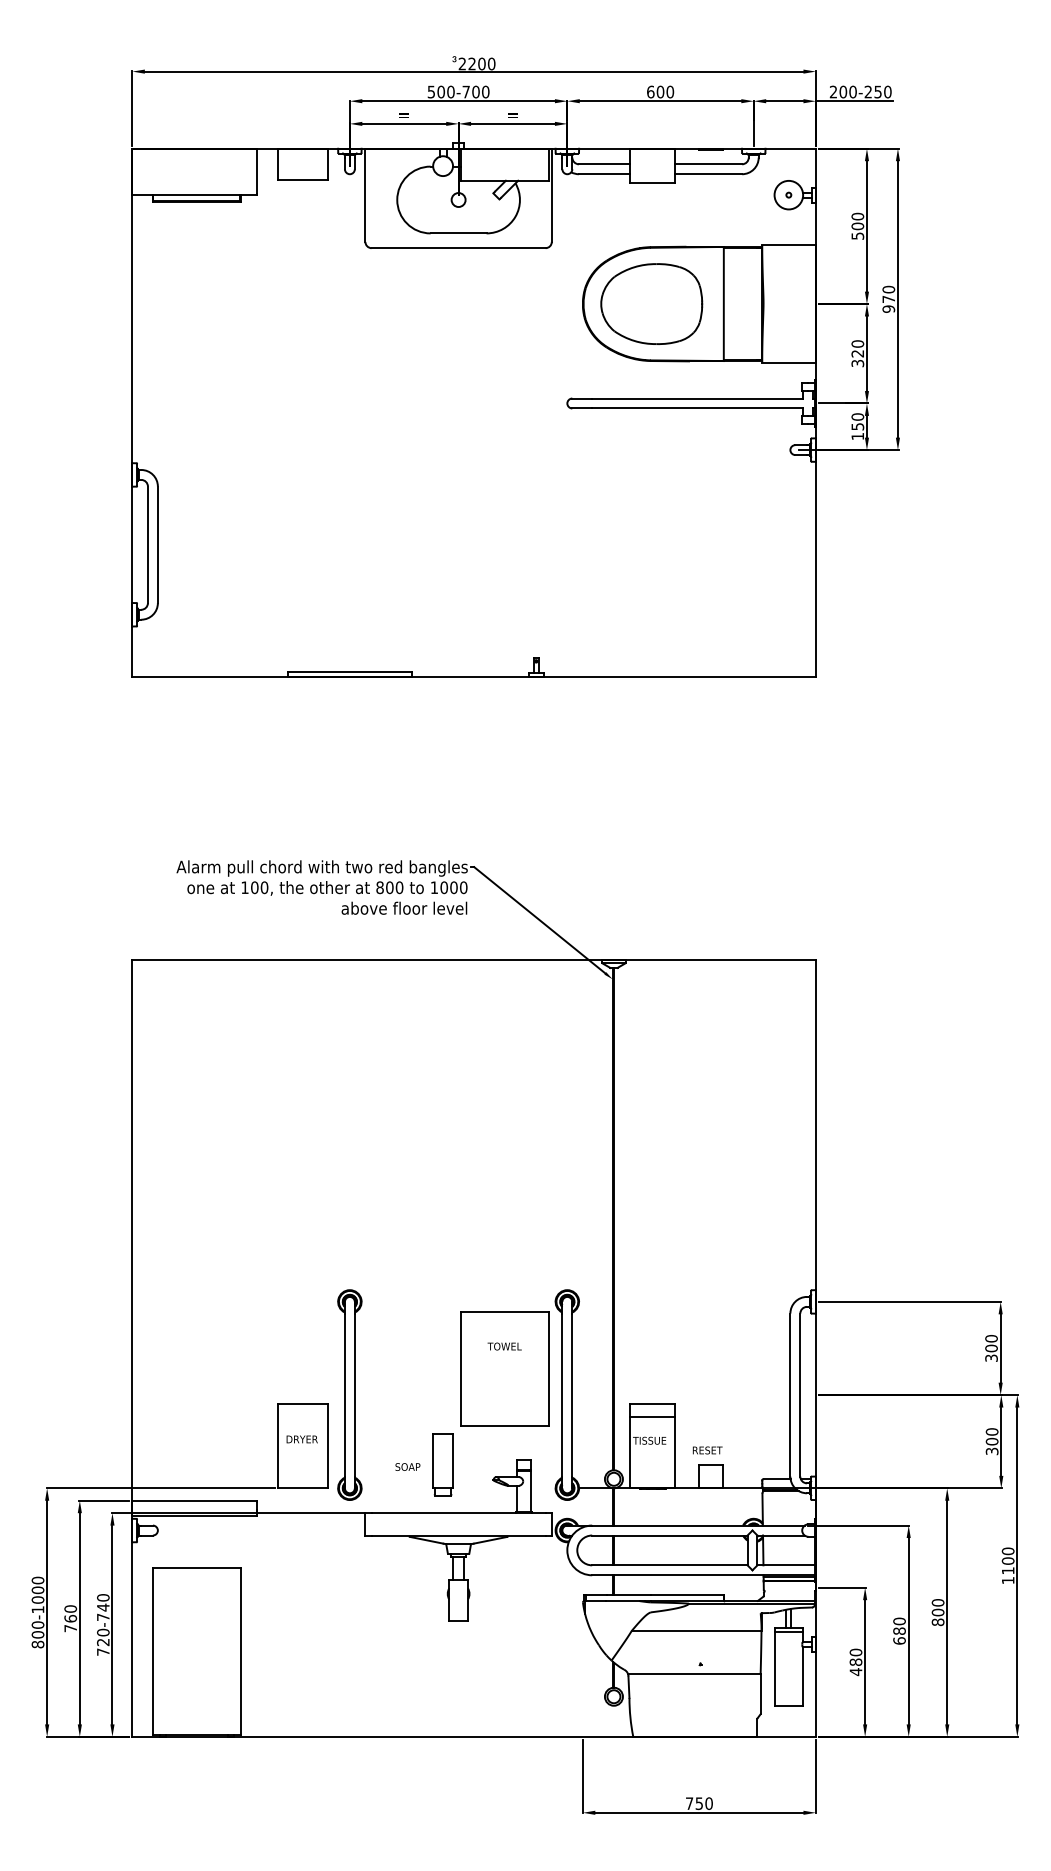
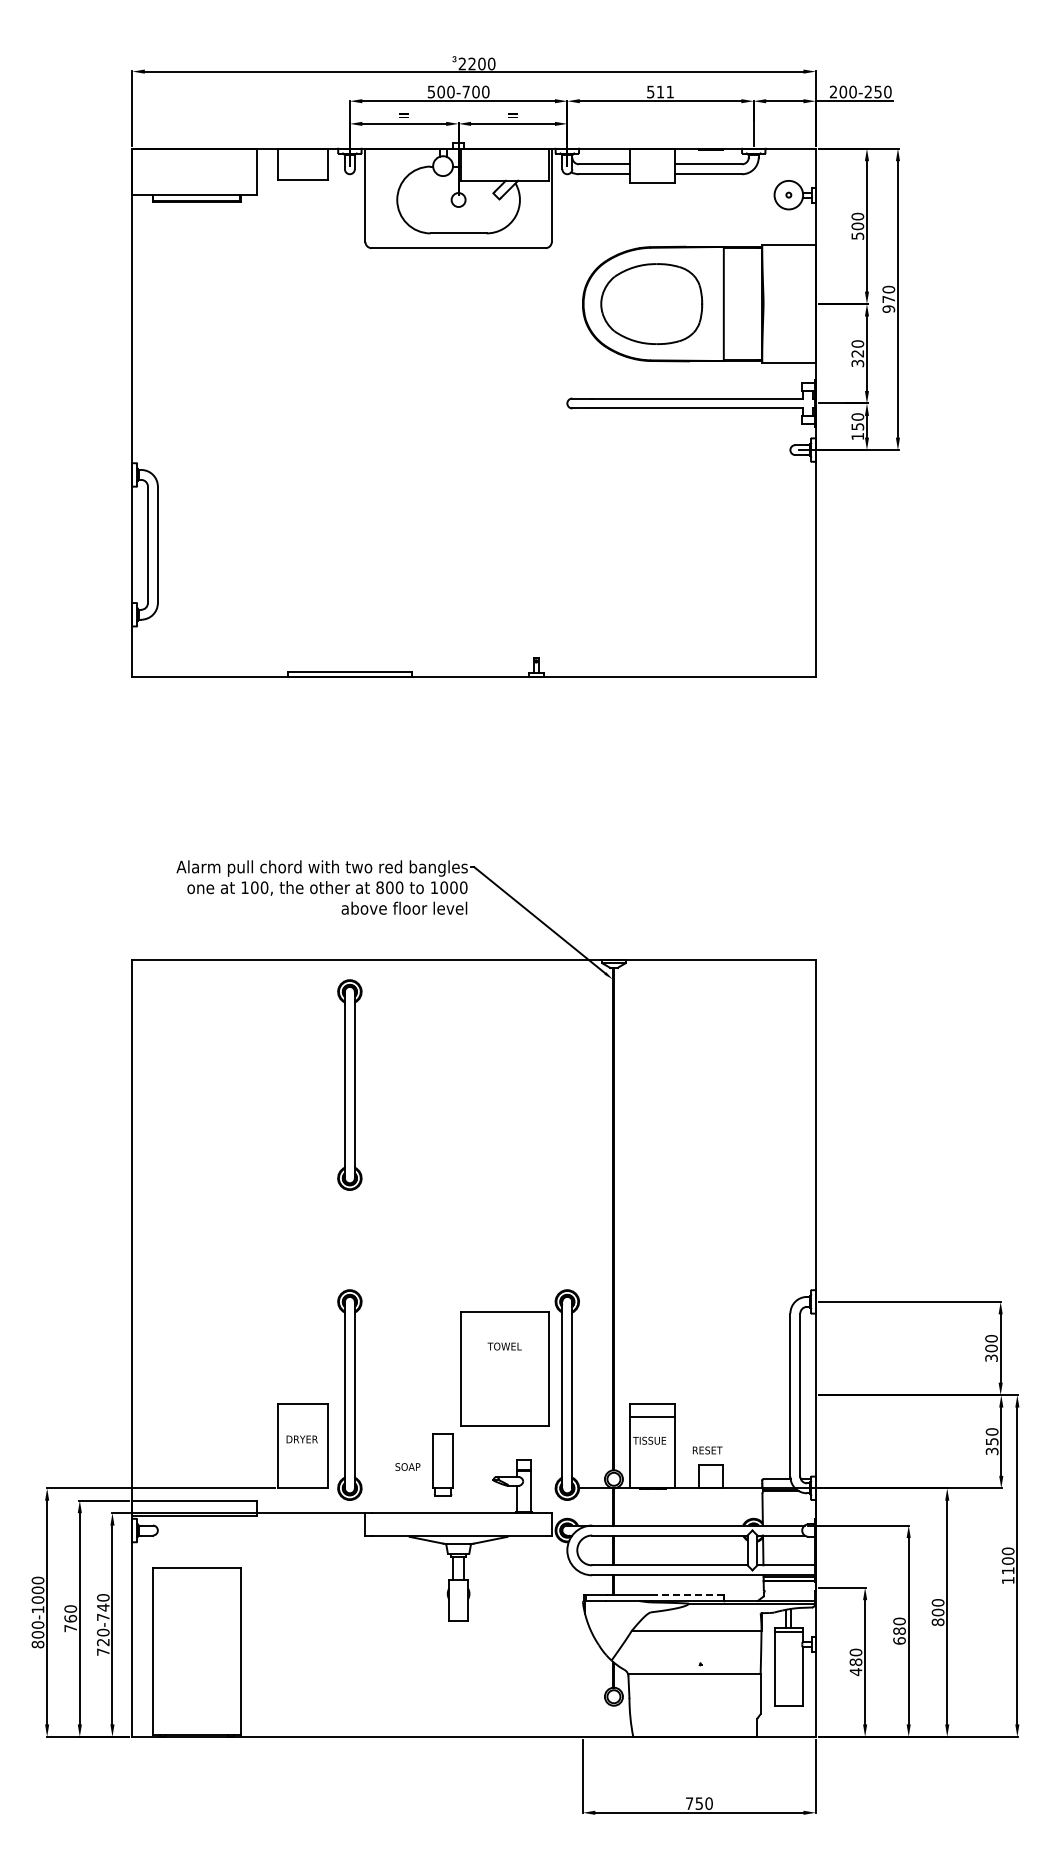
text: 600 -> 511 (660, 91)
part: none -> present (349, 1084)
text: 300 -> 350 (991, 1441)
line: solid -> dashed (687, 1594)
